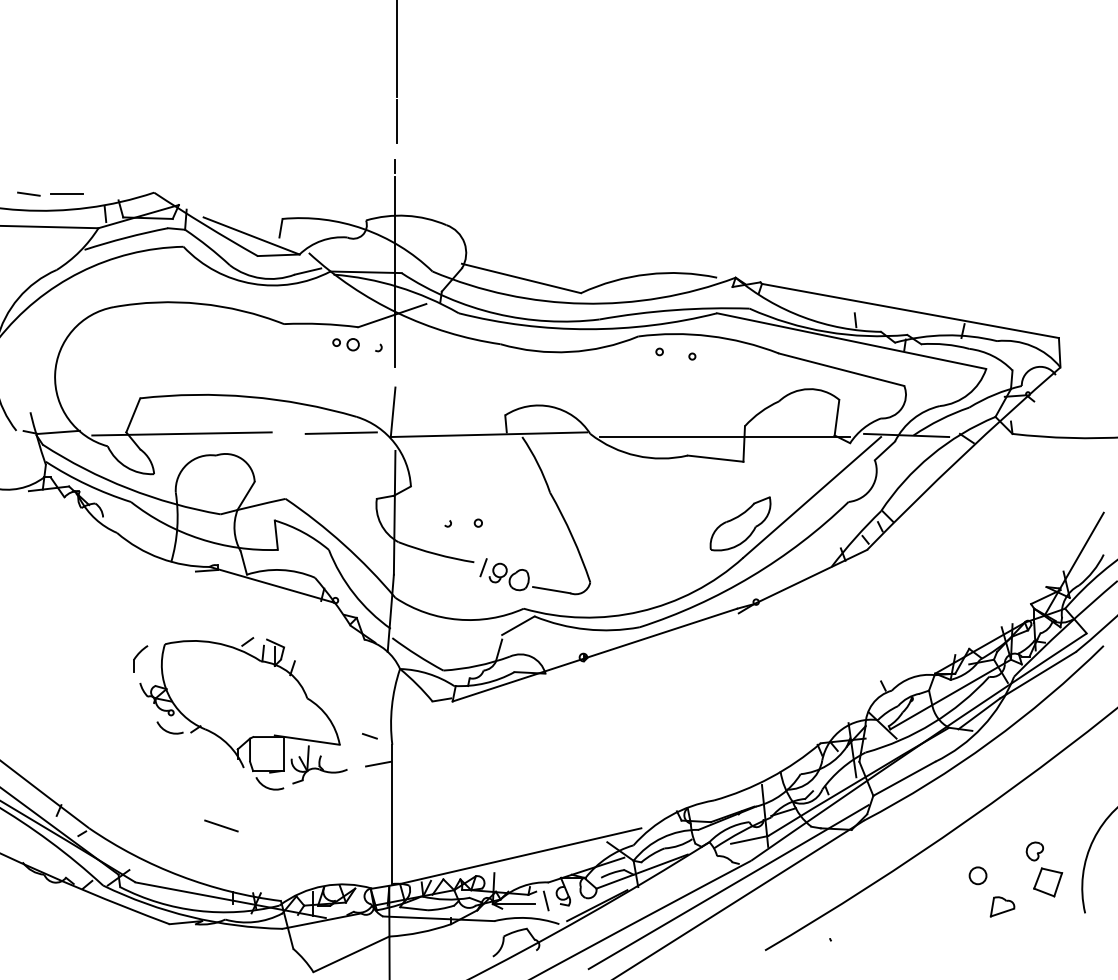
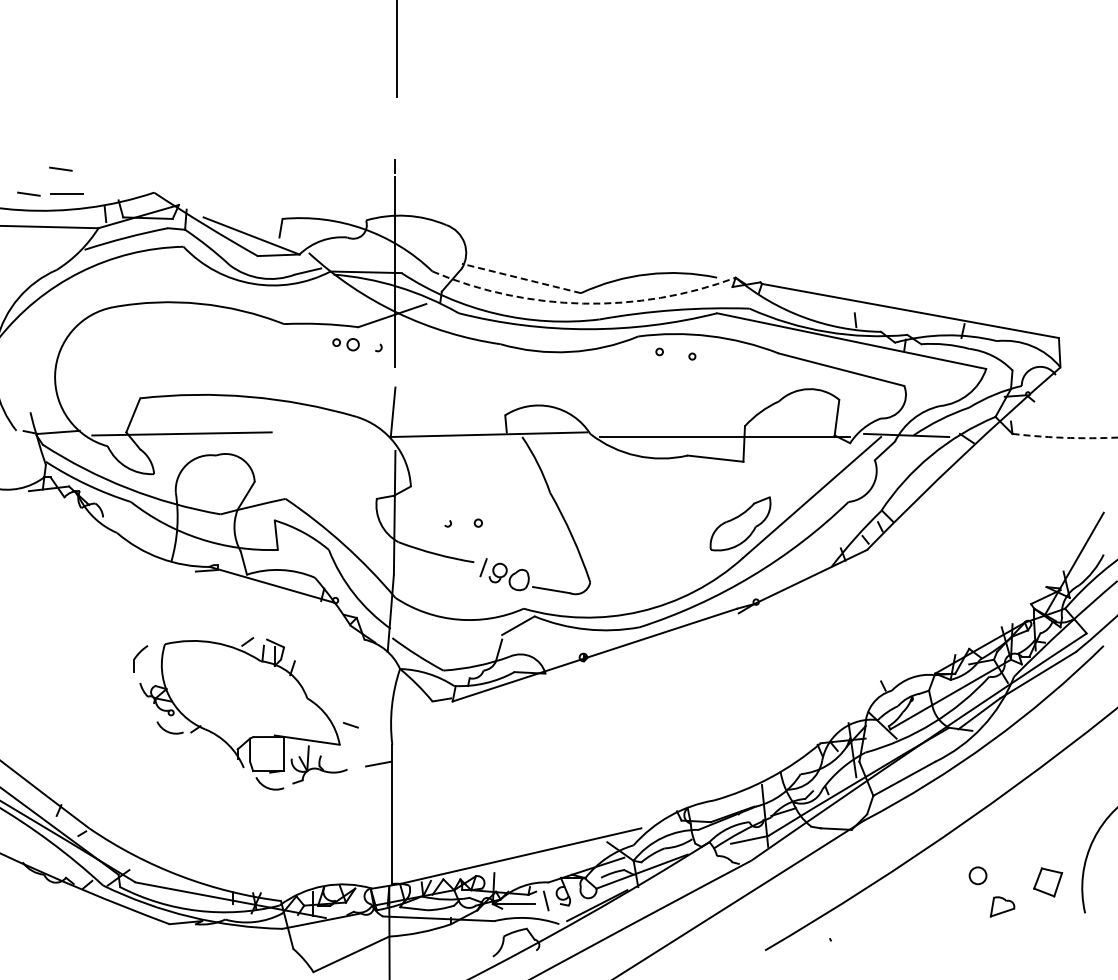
line: present -> none (396, 121)
line: none -> present (60, 168)
line: solid -> dashed (521, 278)
arc: solid -> dashed (583, 303)
line: present -> none (340, 432)
arc: solid -> dashed (1065, 437)
line position: (369, 736) -> (350, 725) (350, 725)
line: present -> none (221, 825)
part: present -> none (1034, 851)
line: present -> none (728, 887)
